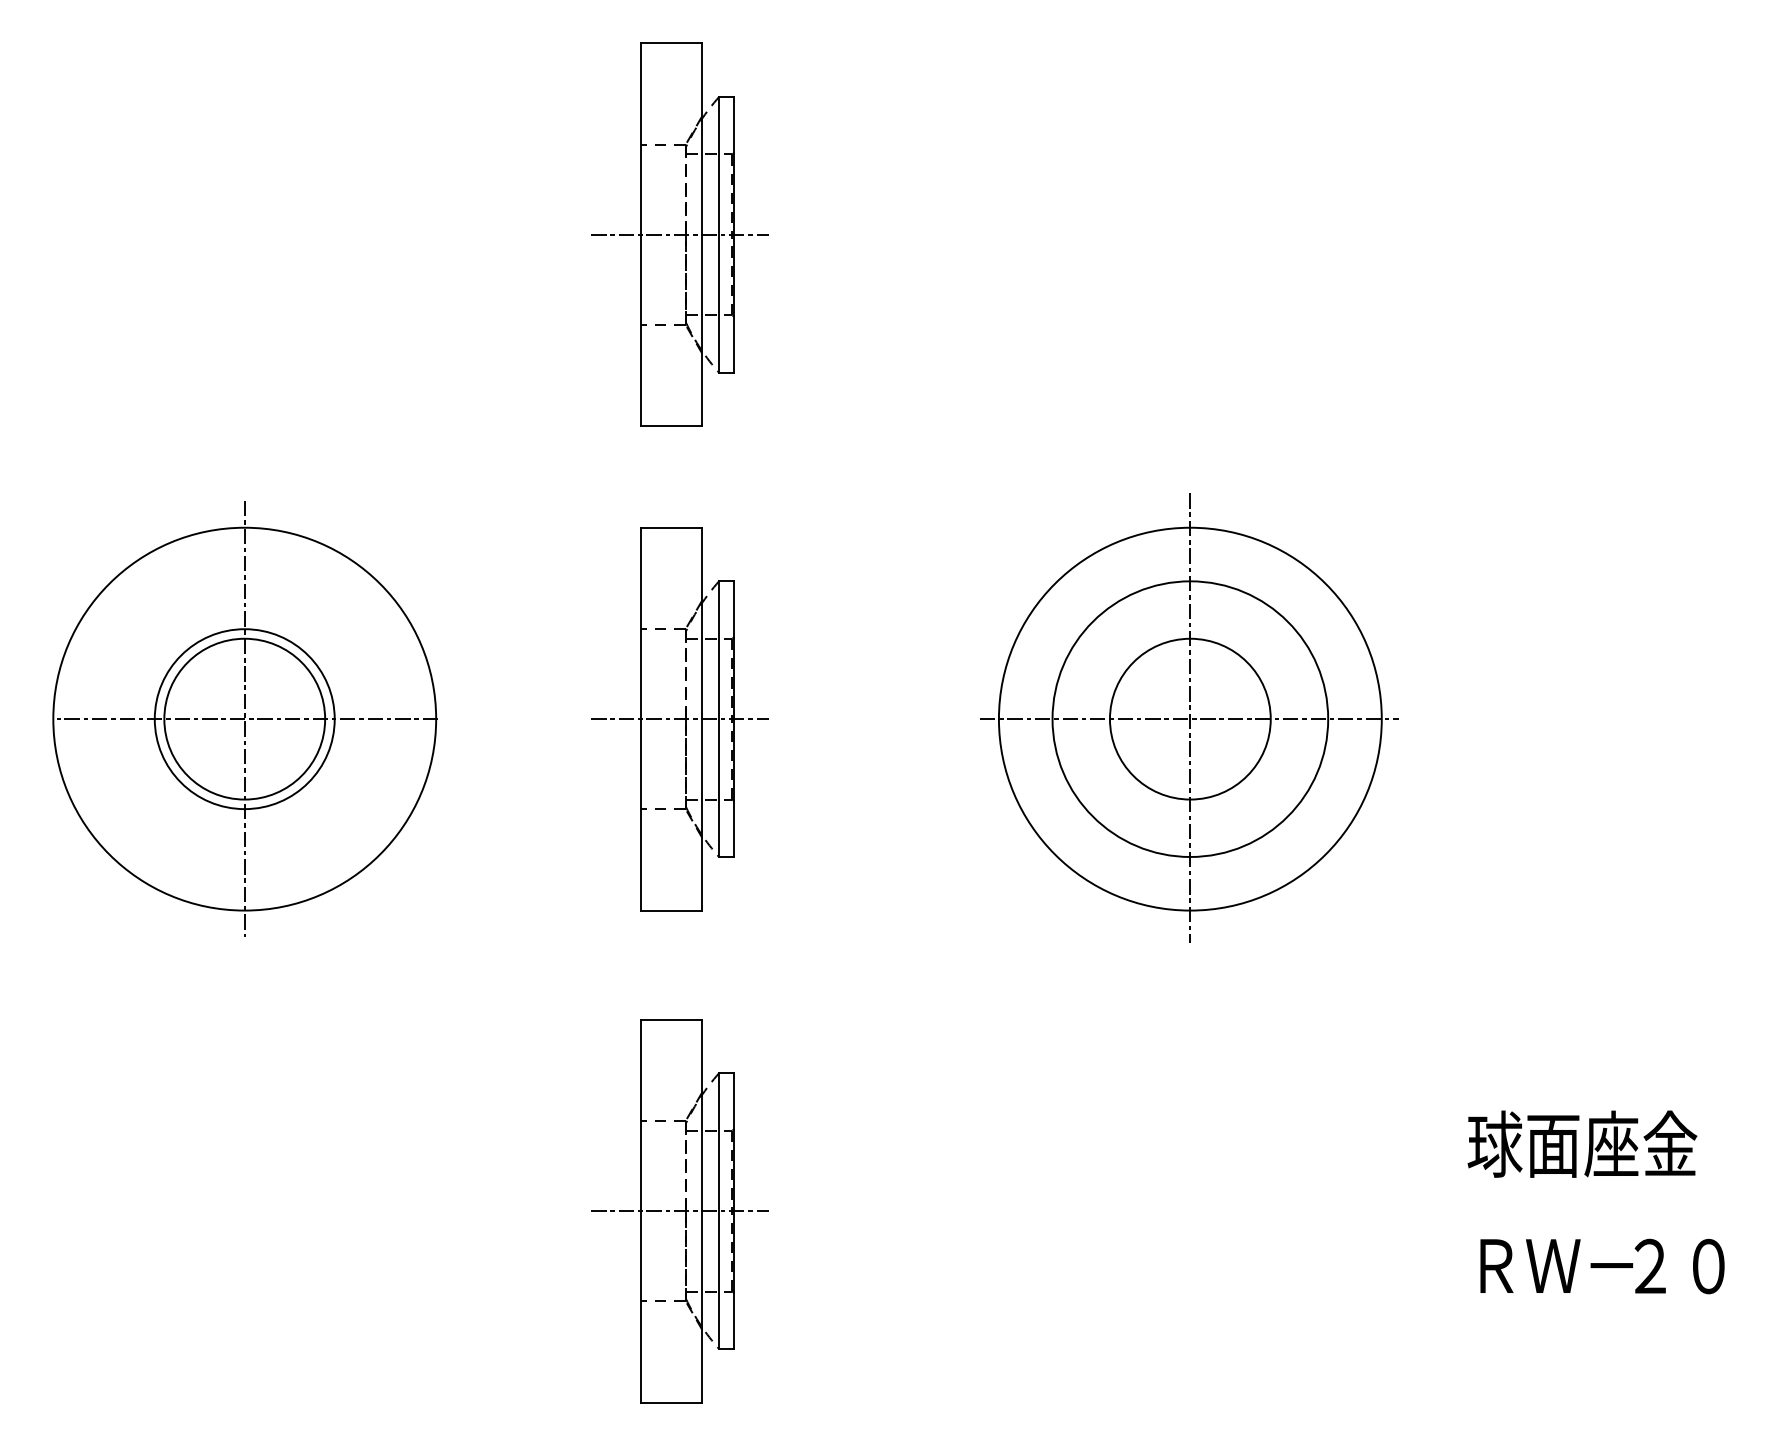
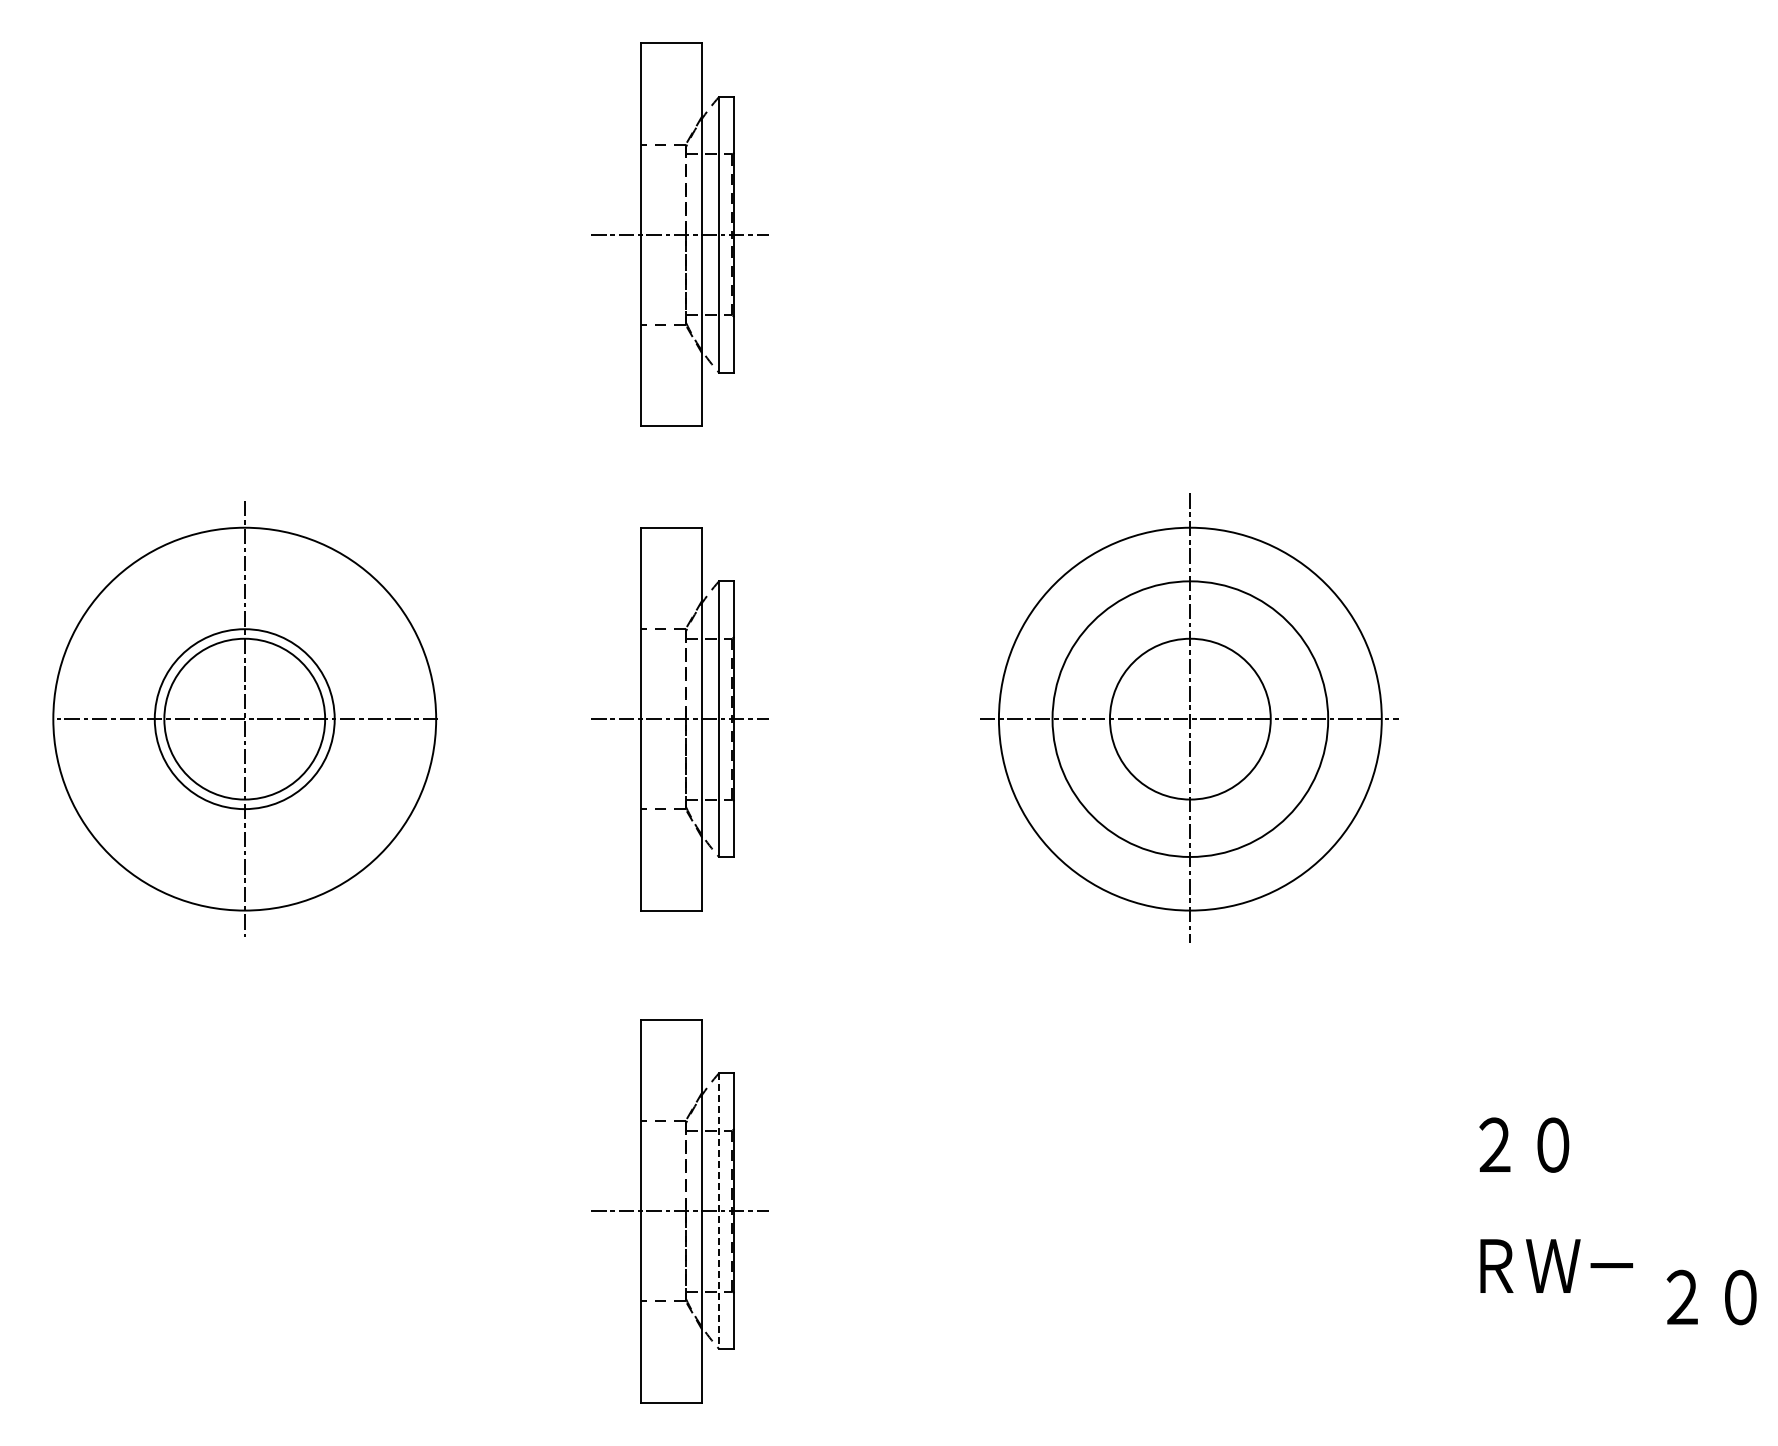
text: 球面座金 -> ２０ (1582, 1143)
line: solid -> dashed (719, 1211)
text position: (1679, 1266) -> (1711, 1297) (1711, 1297)
